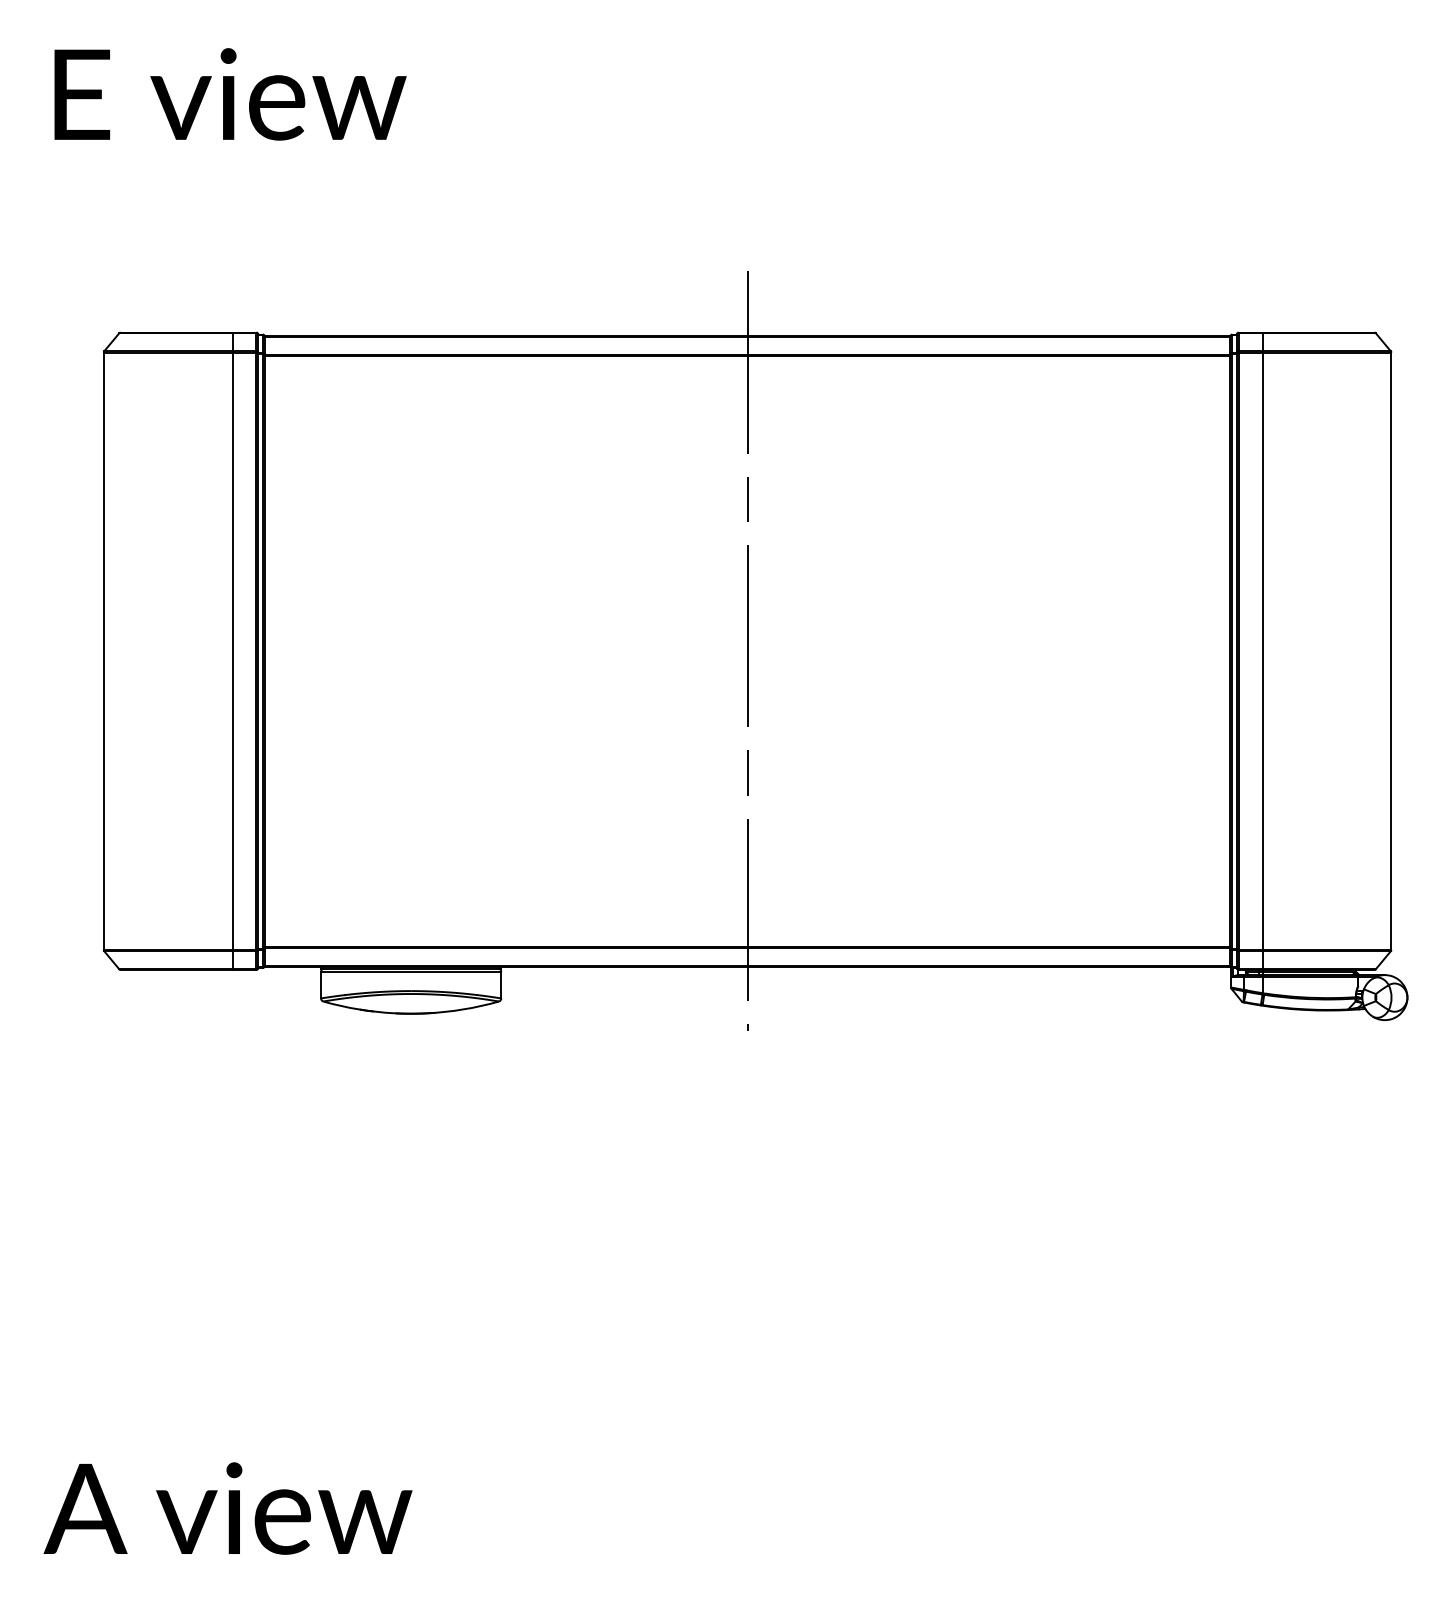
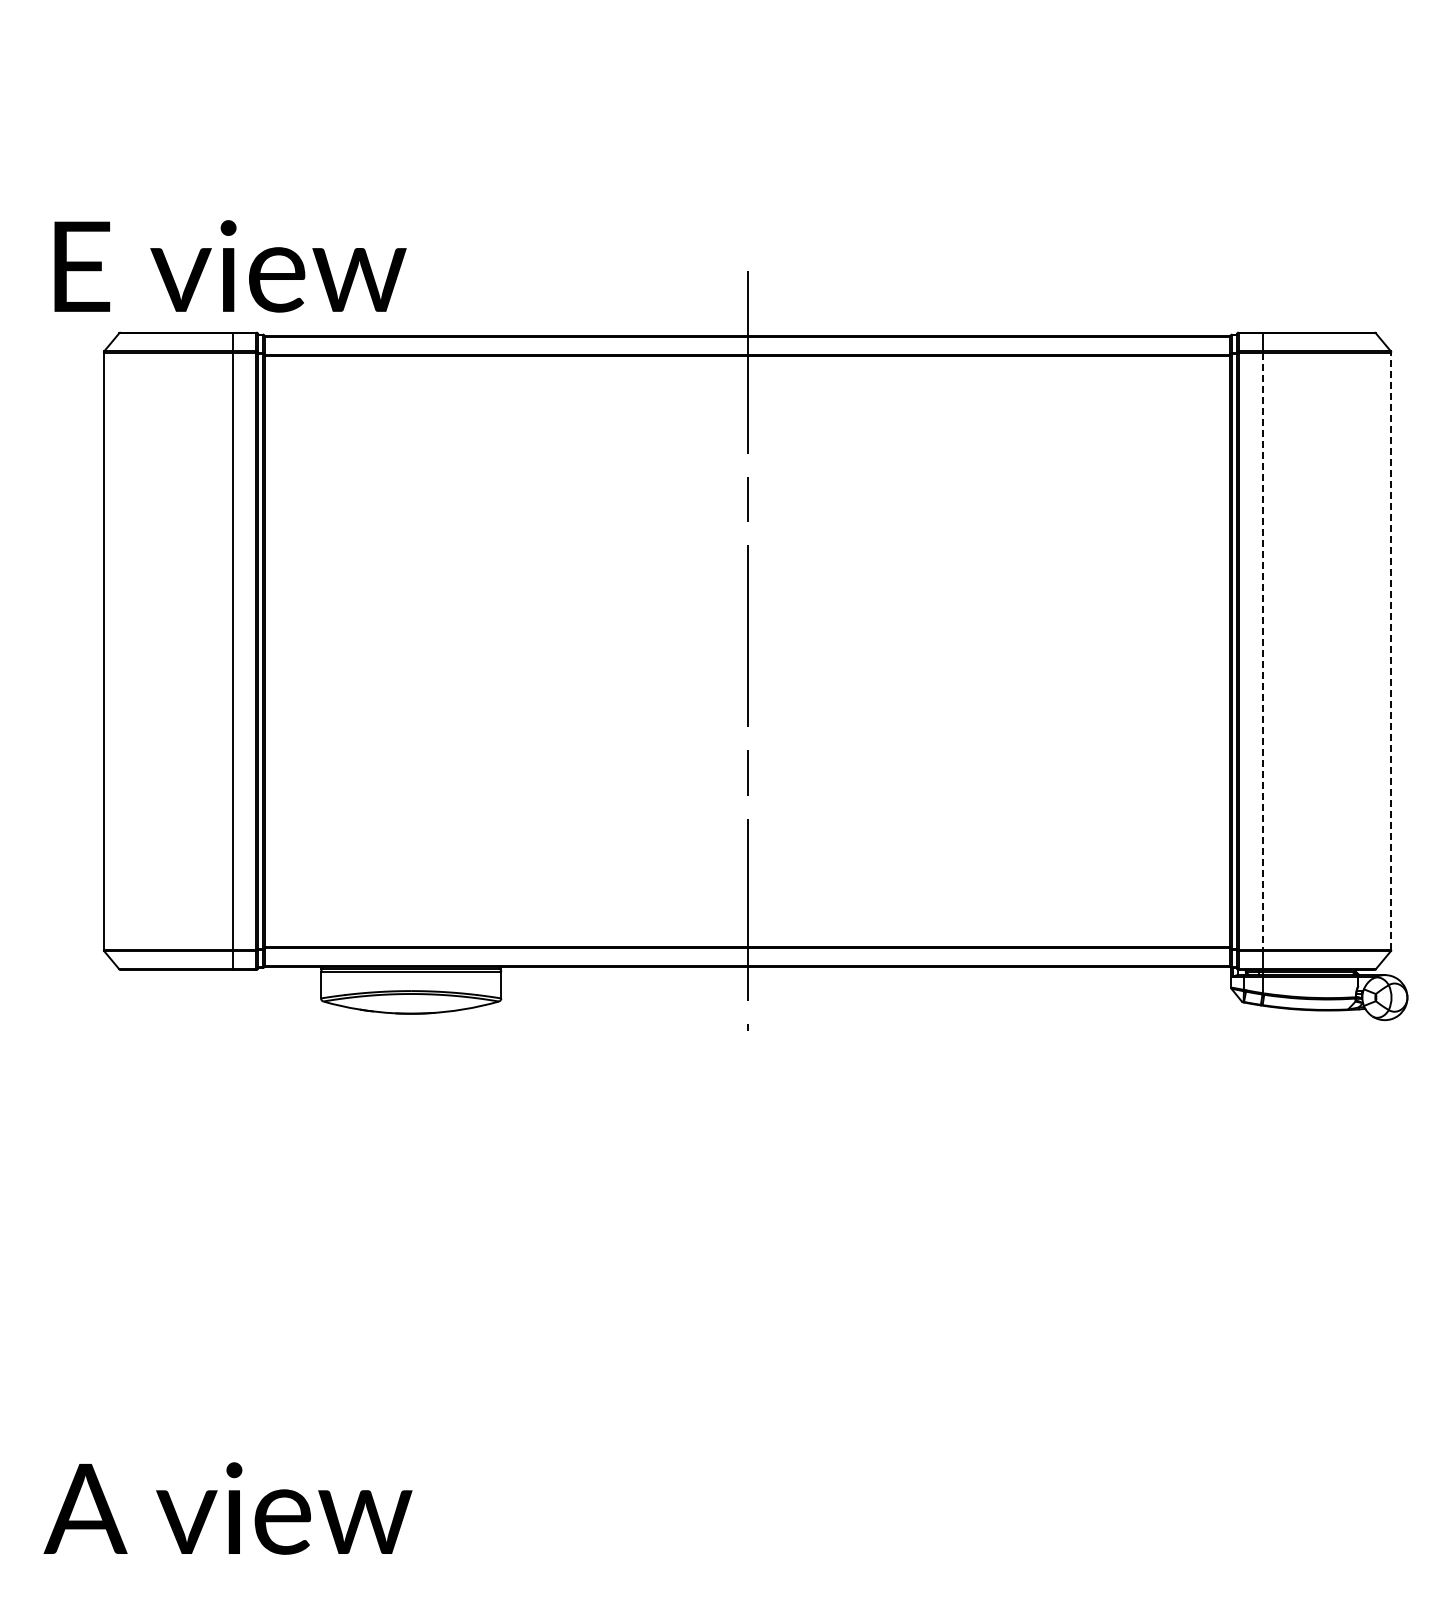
text position: (230, 94) -> (230, 266) (230, 266)
line: solid -> dashed (1262, 651)
line: solid -> dashed (1391, 651)
